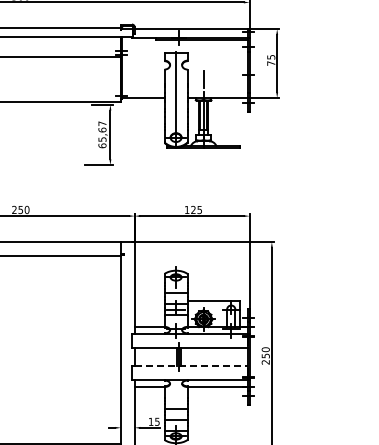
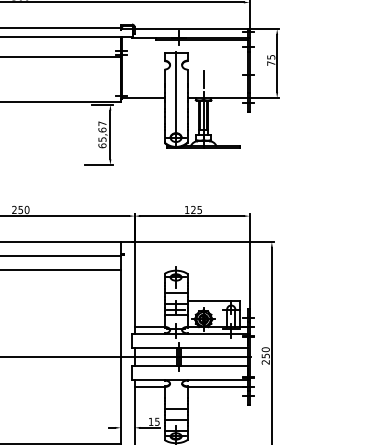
line: none -> present (61, 269)
line: none -> present (126, 356)
line: dashed -> solid (191, 366)
